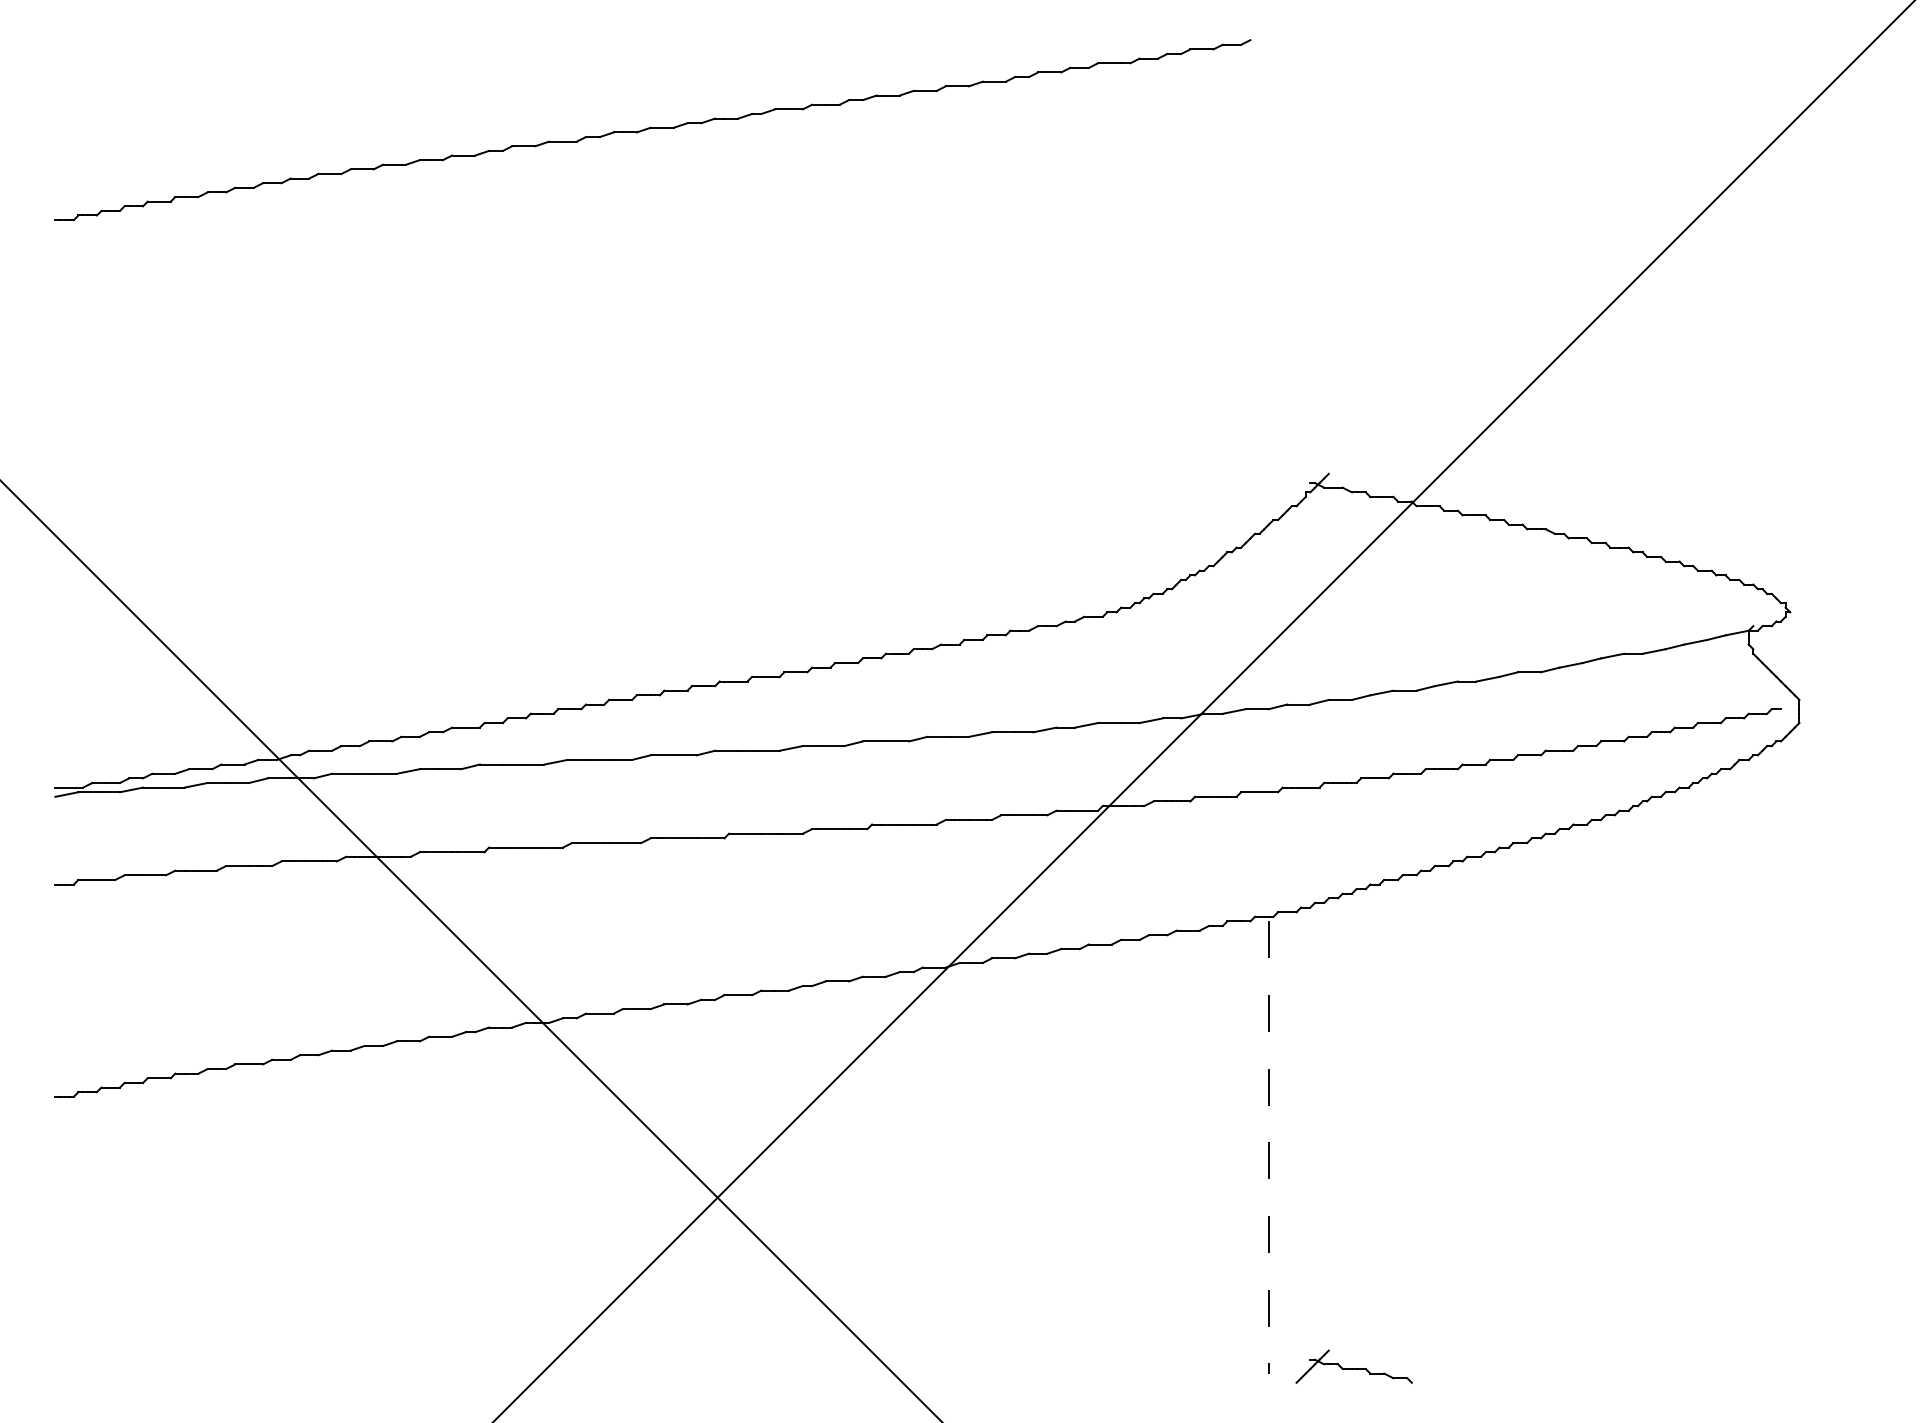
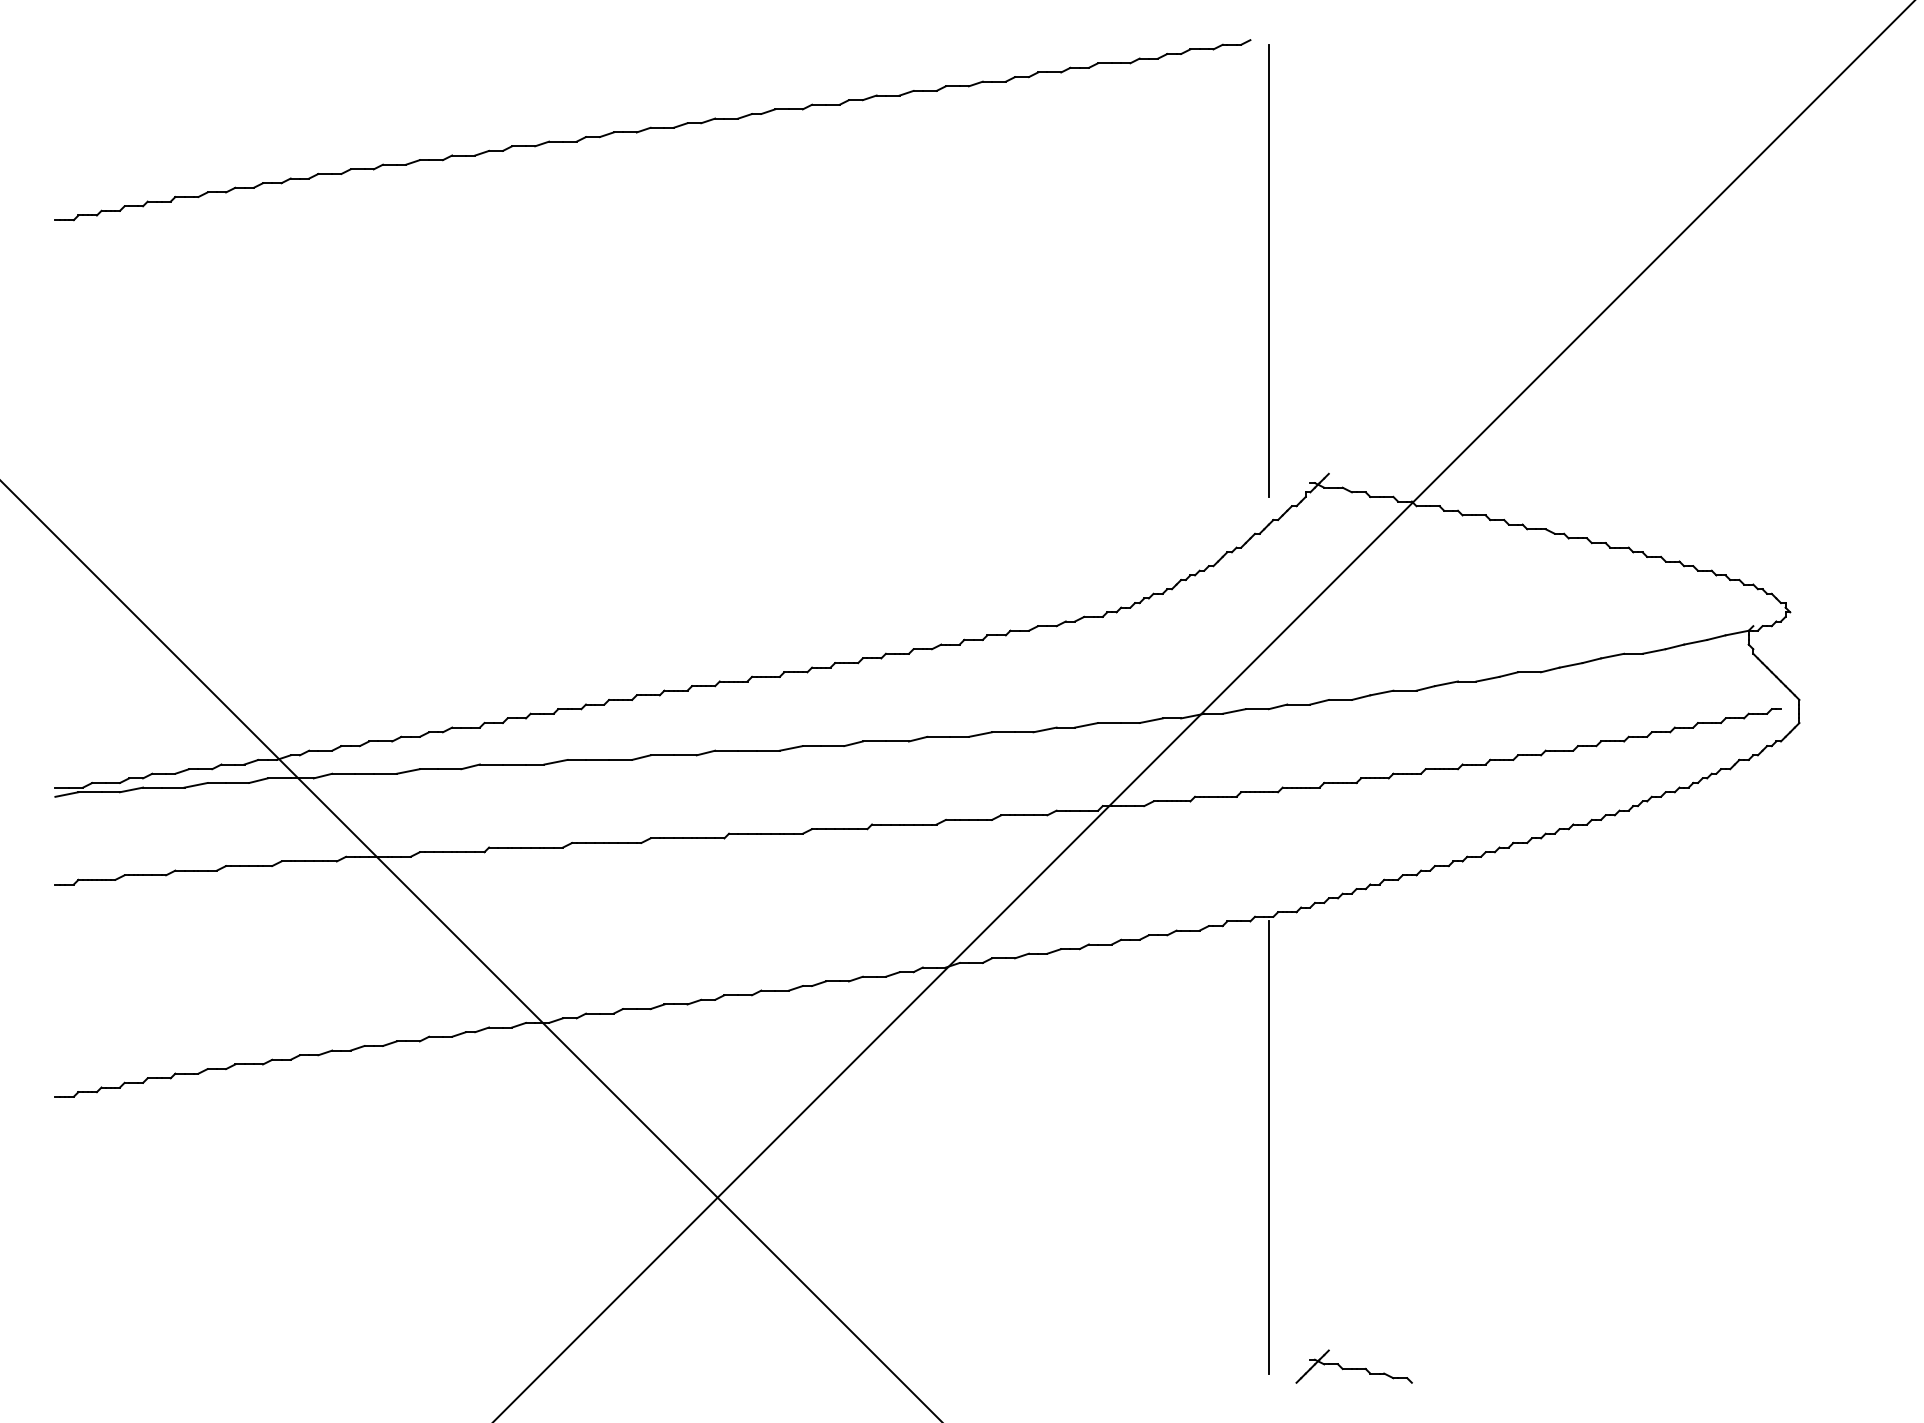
line: none -> present (1268, 270)
line: dashed -> solid (1268, 1148)
